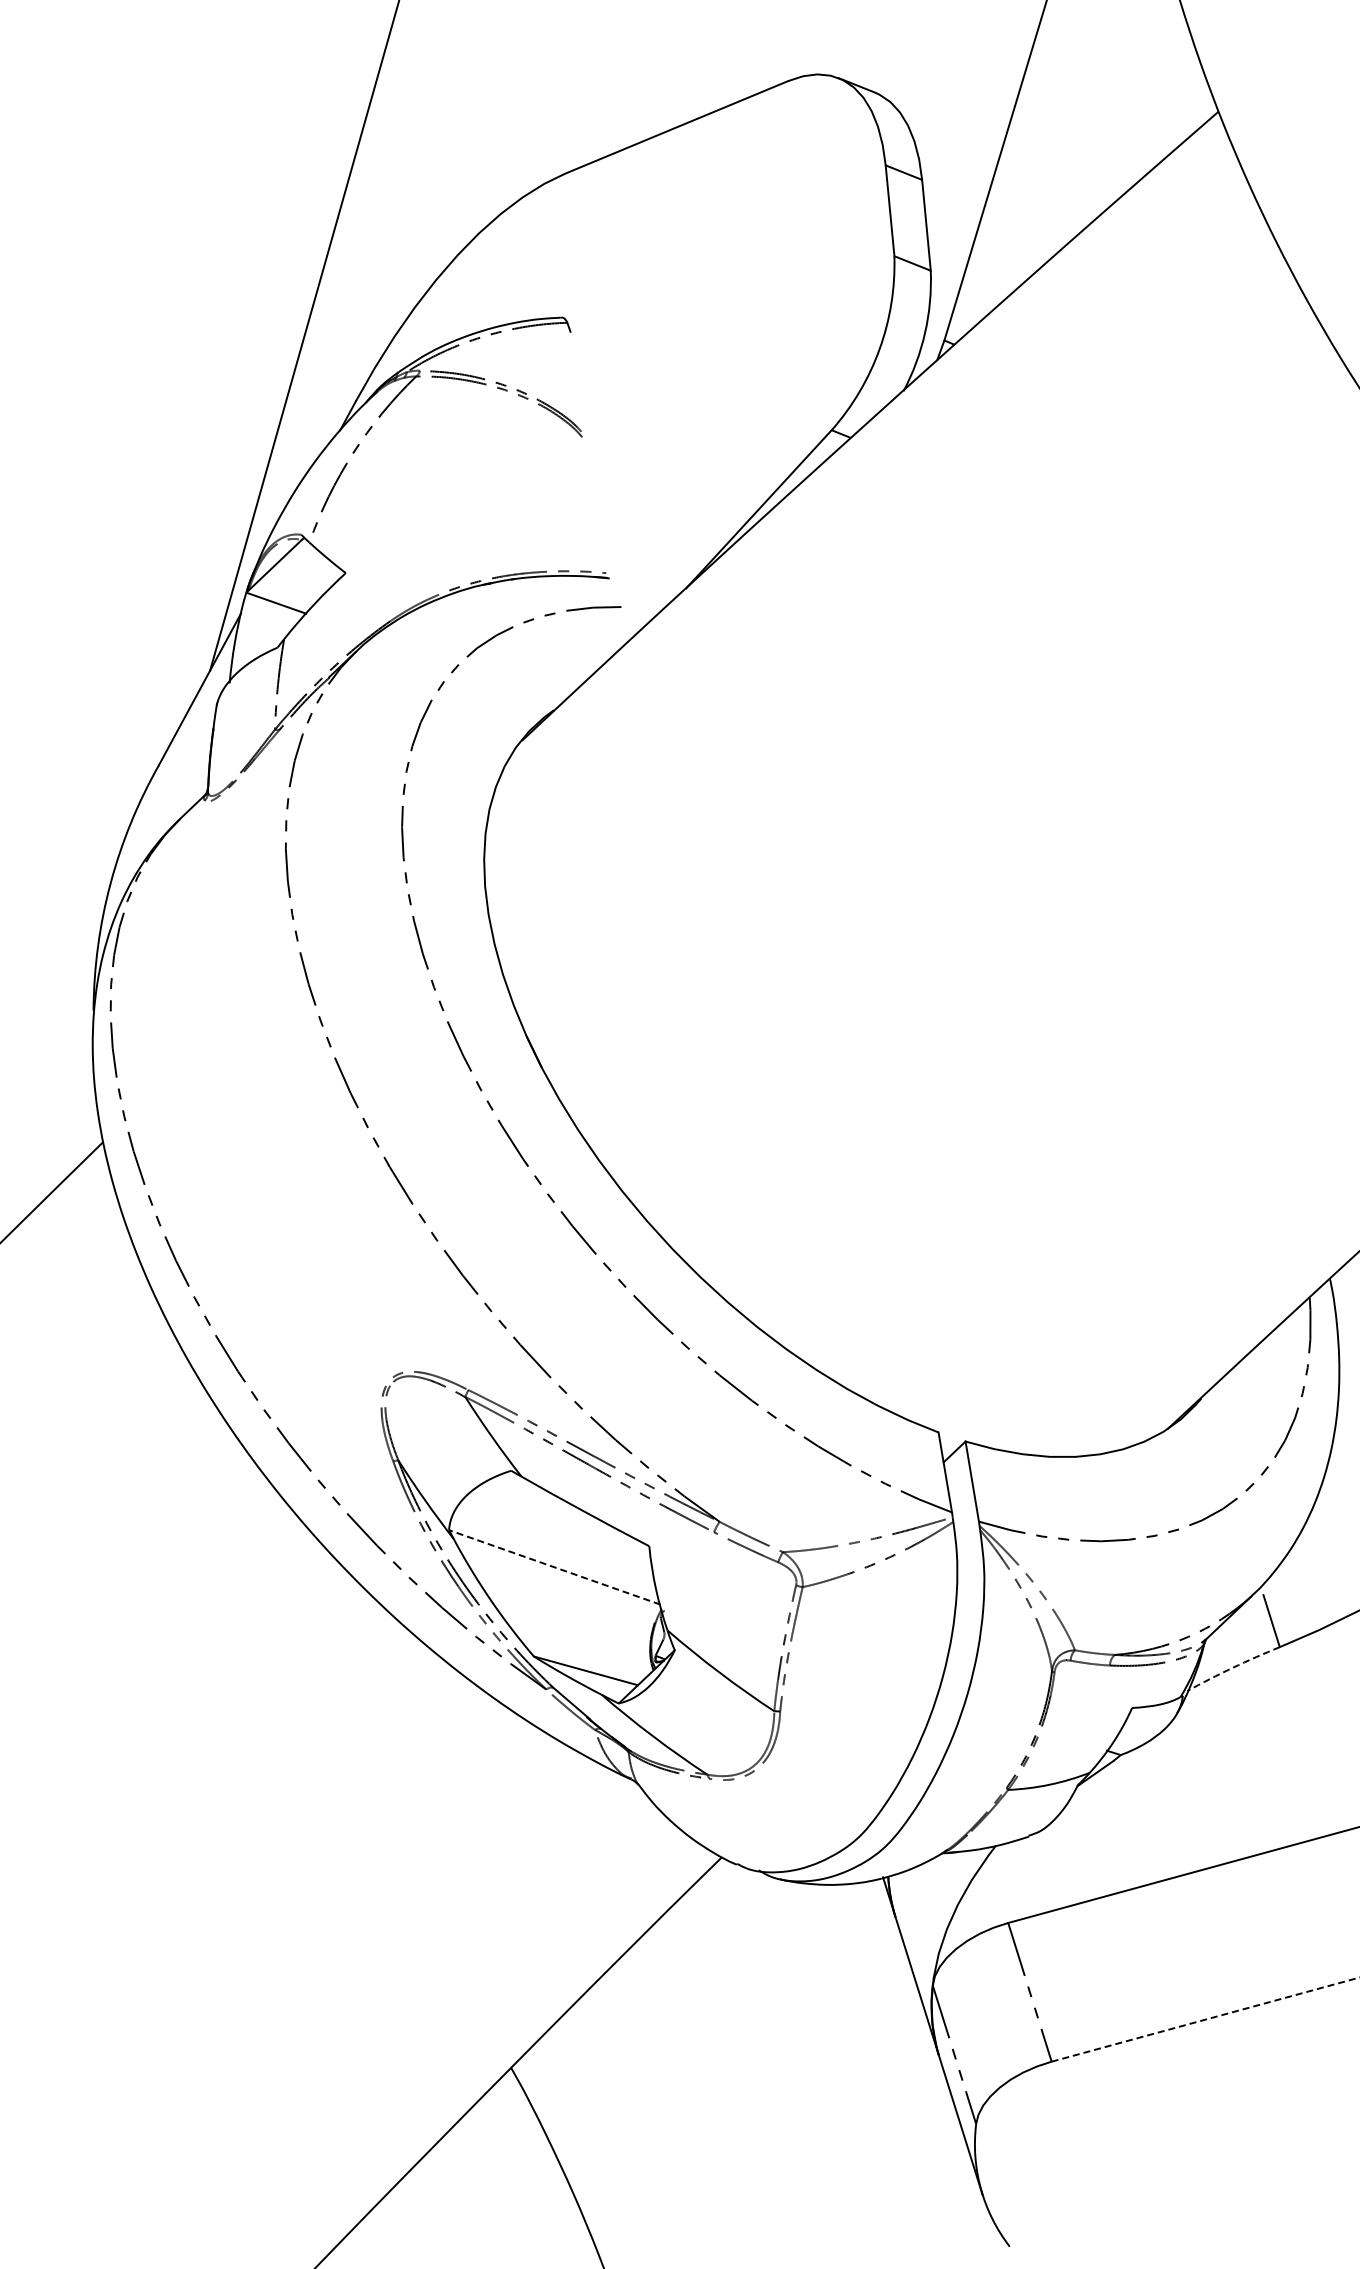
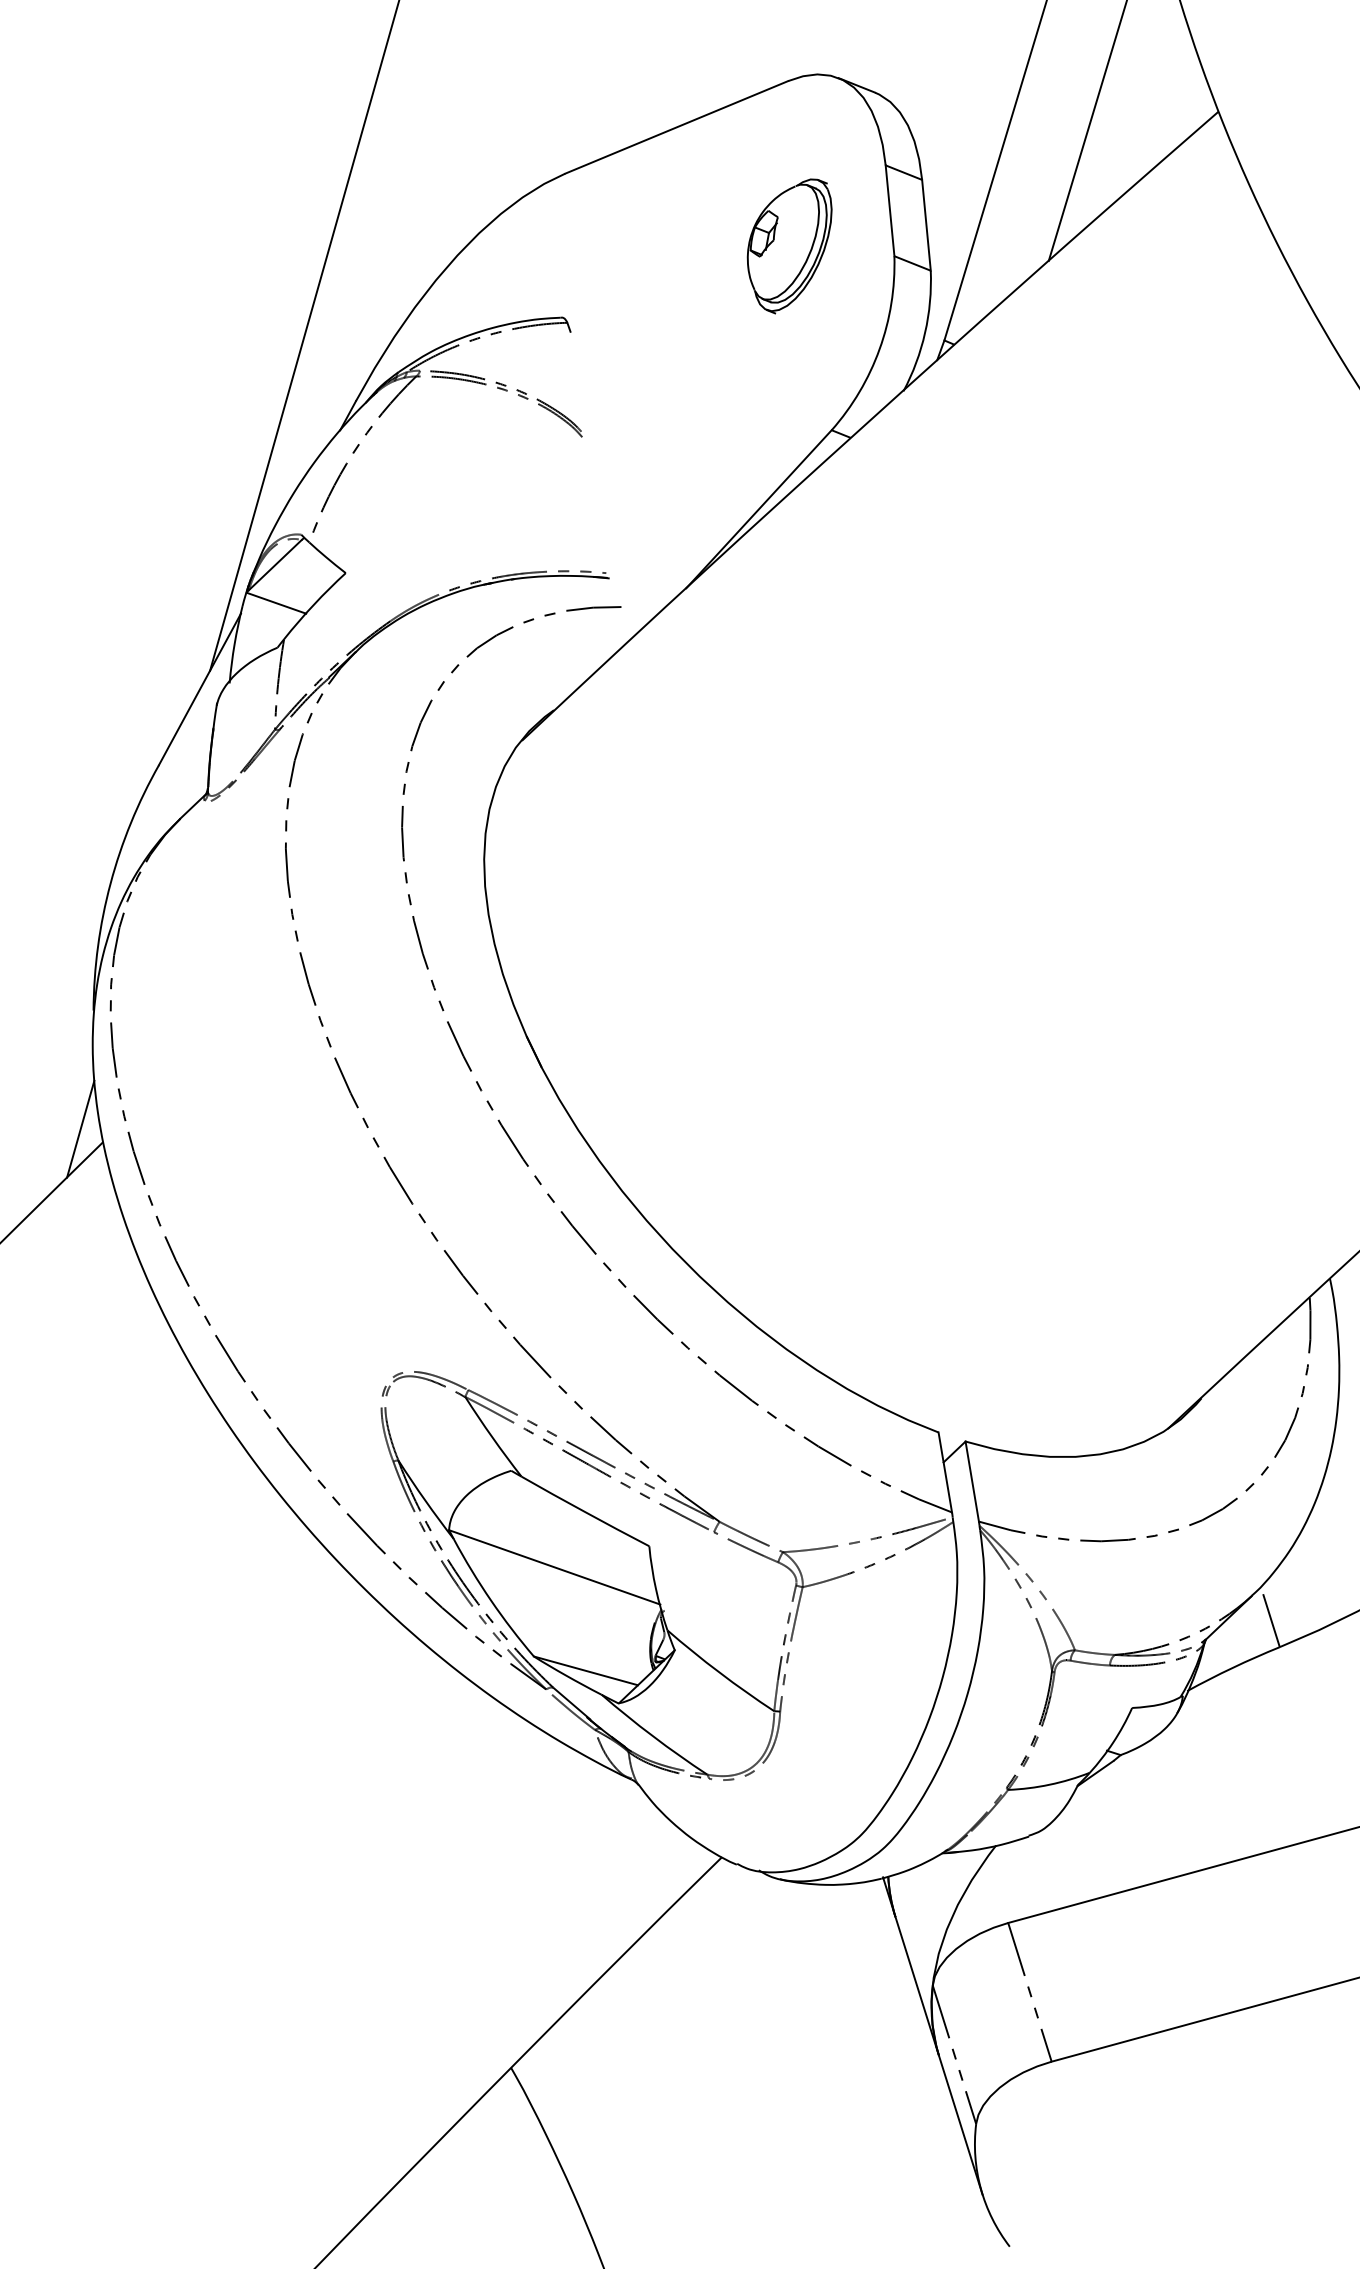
line: none -> present (1087, 131)
part: none -> present (789, 246)
line: none -> present (80, 1128)
line: dashed -> solid (554, 1567)
arc: dashed -> solid (1232, 1667)
line: dashed -> solid (1205, 2019)
